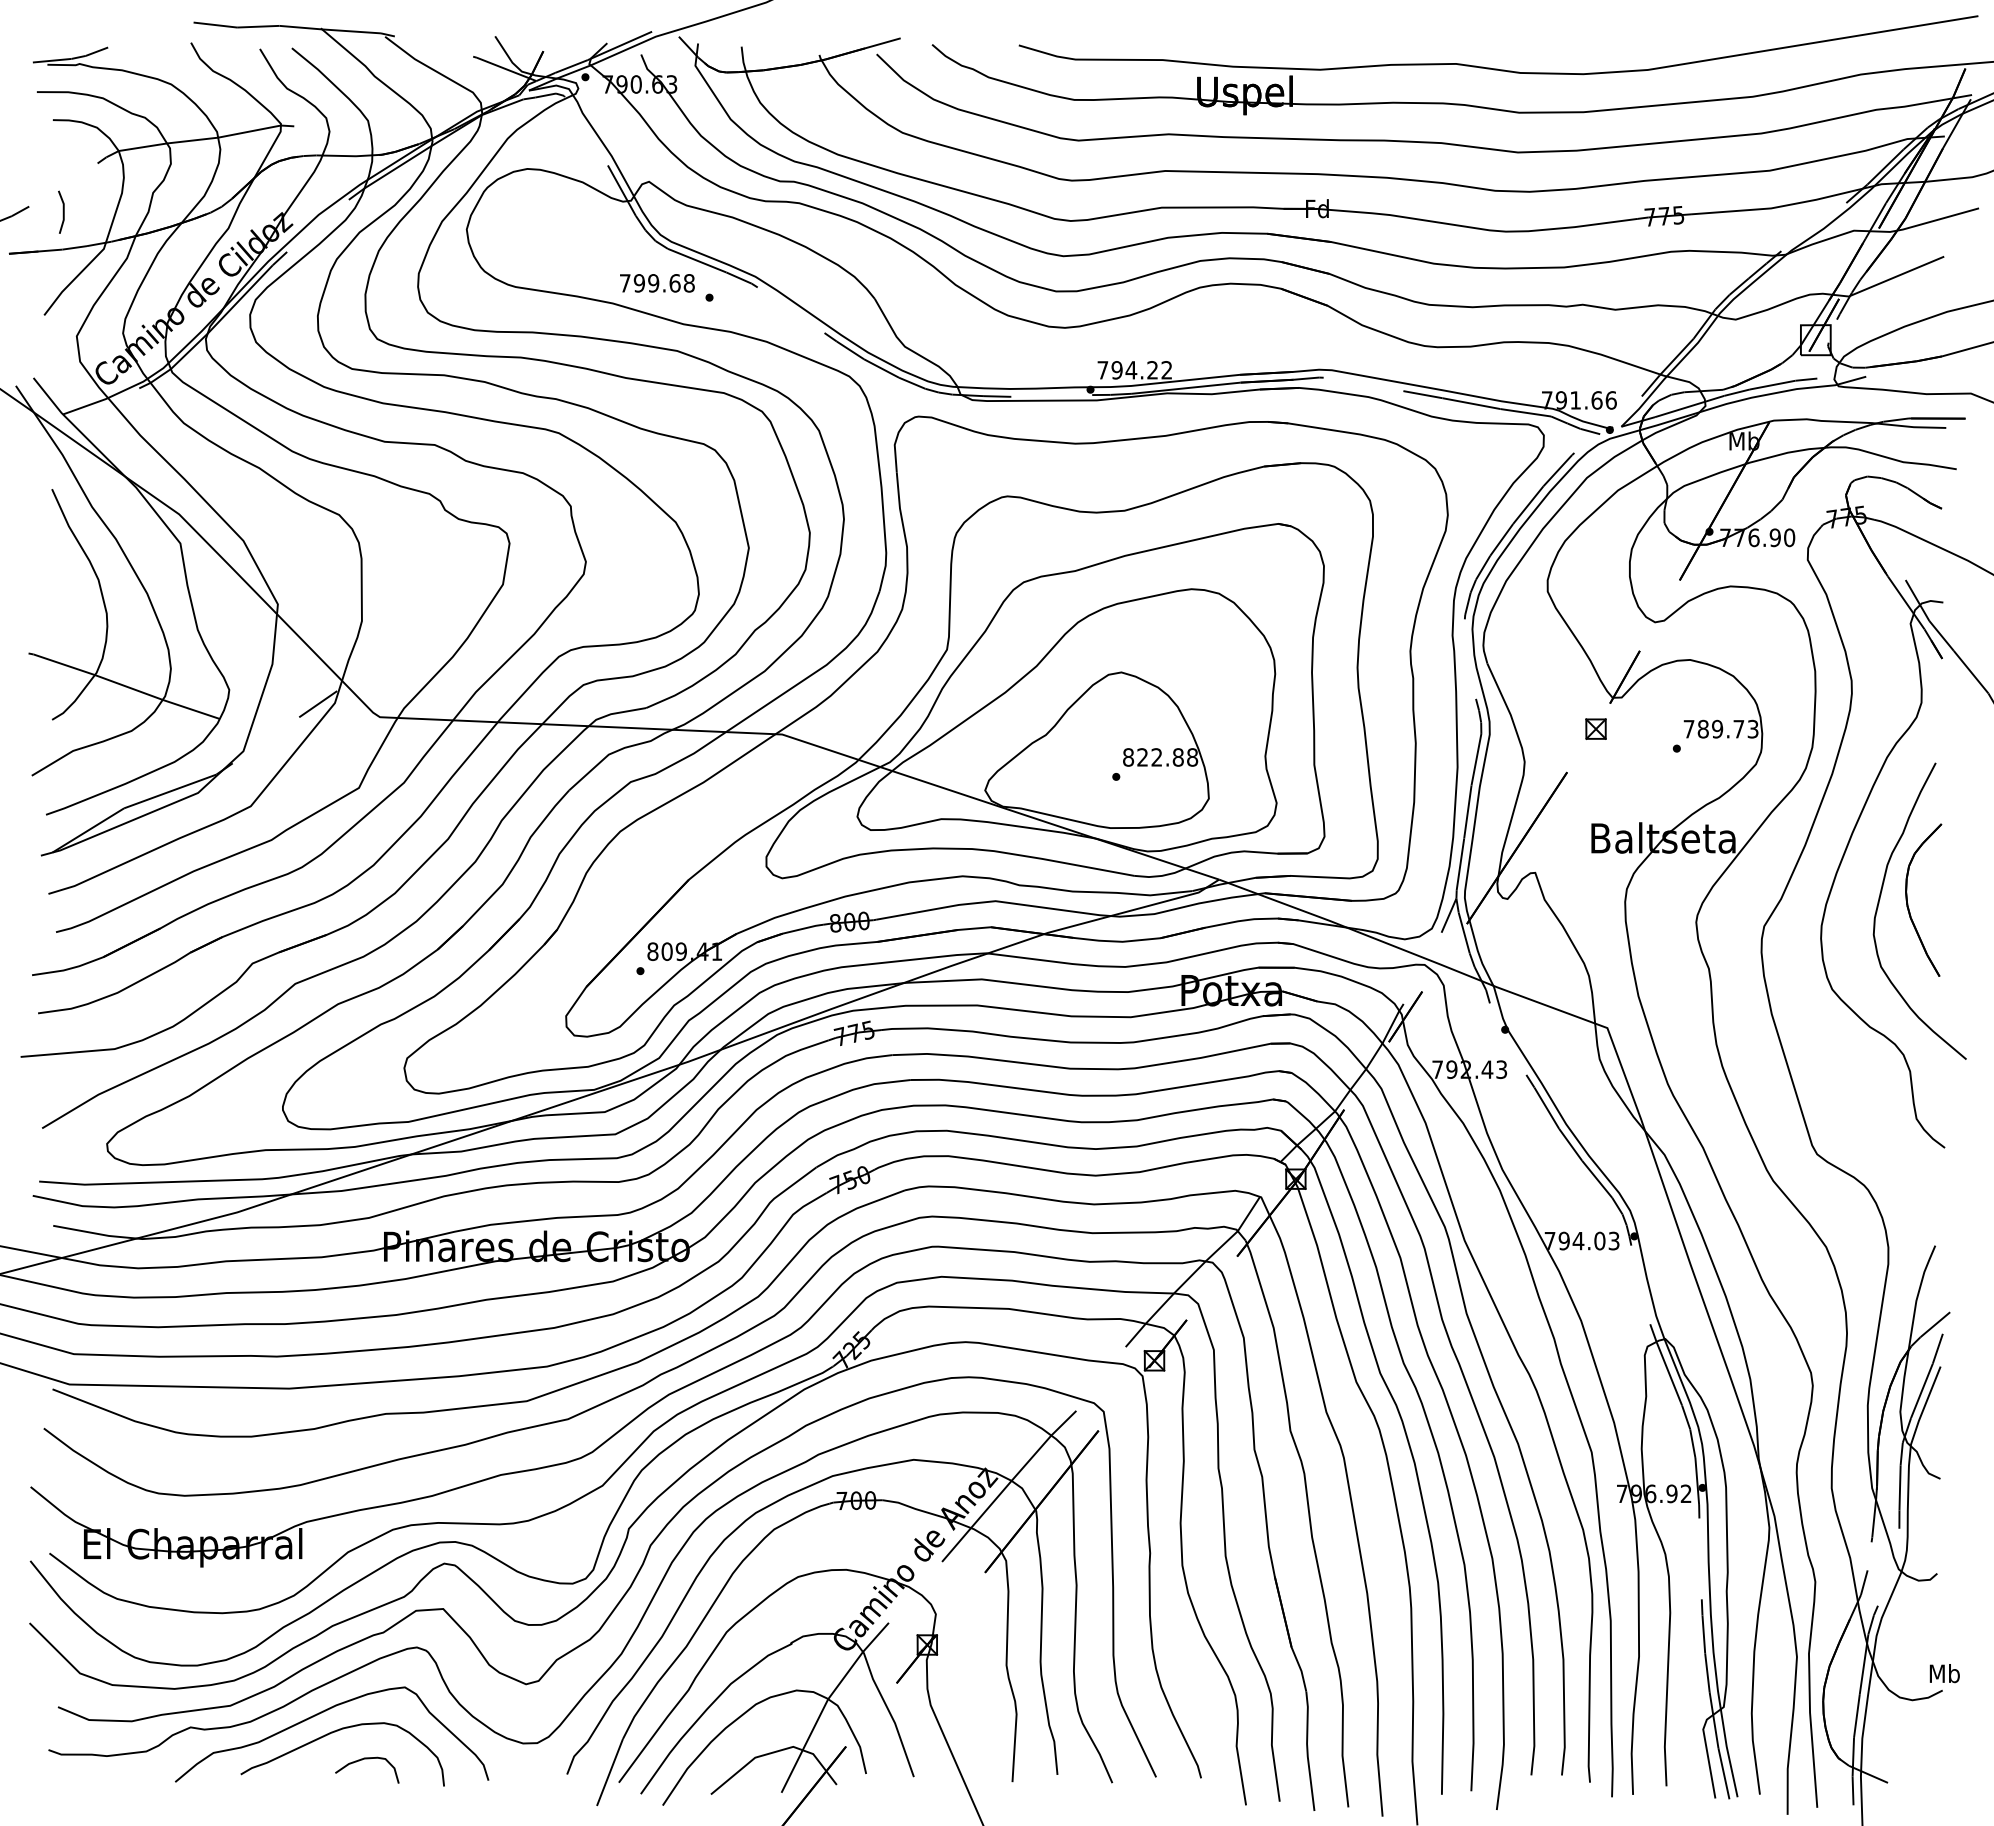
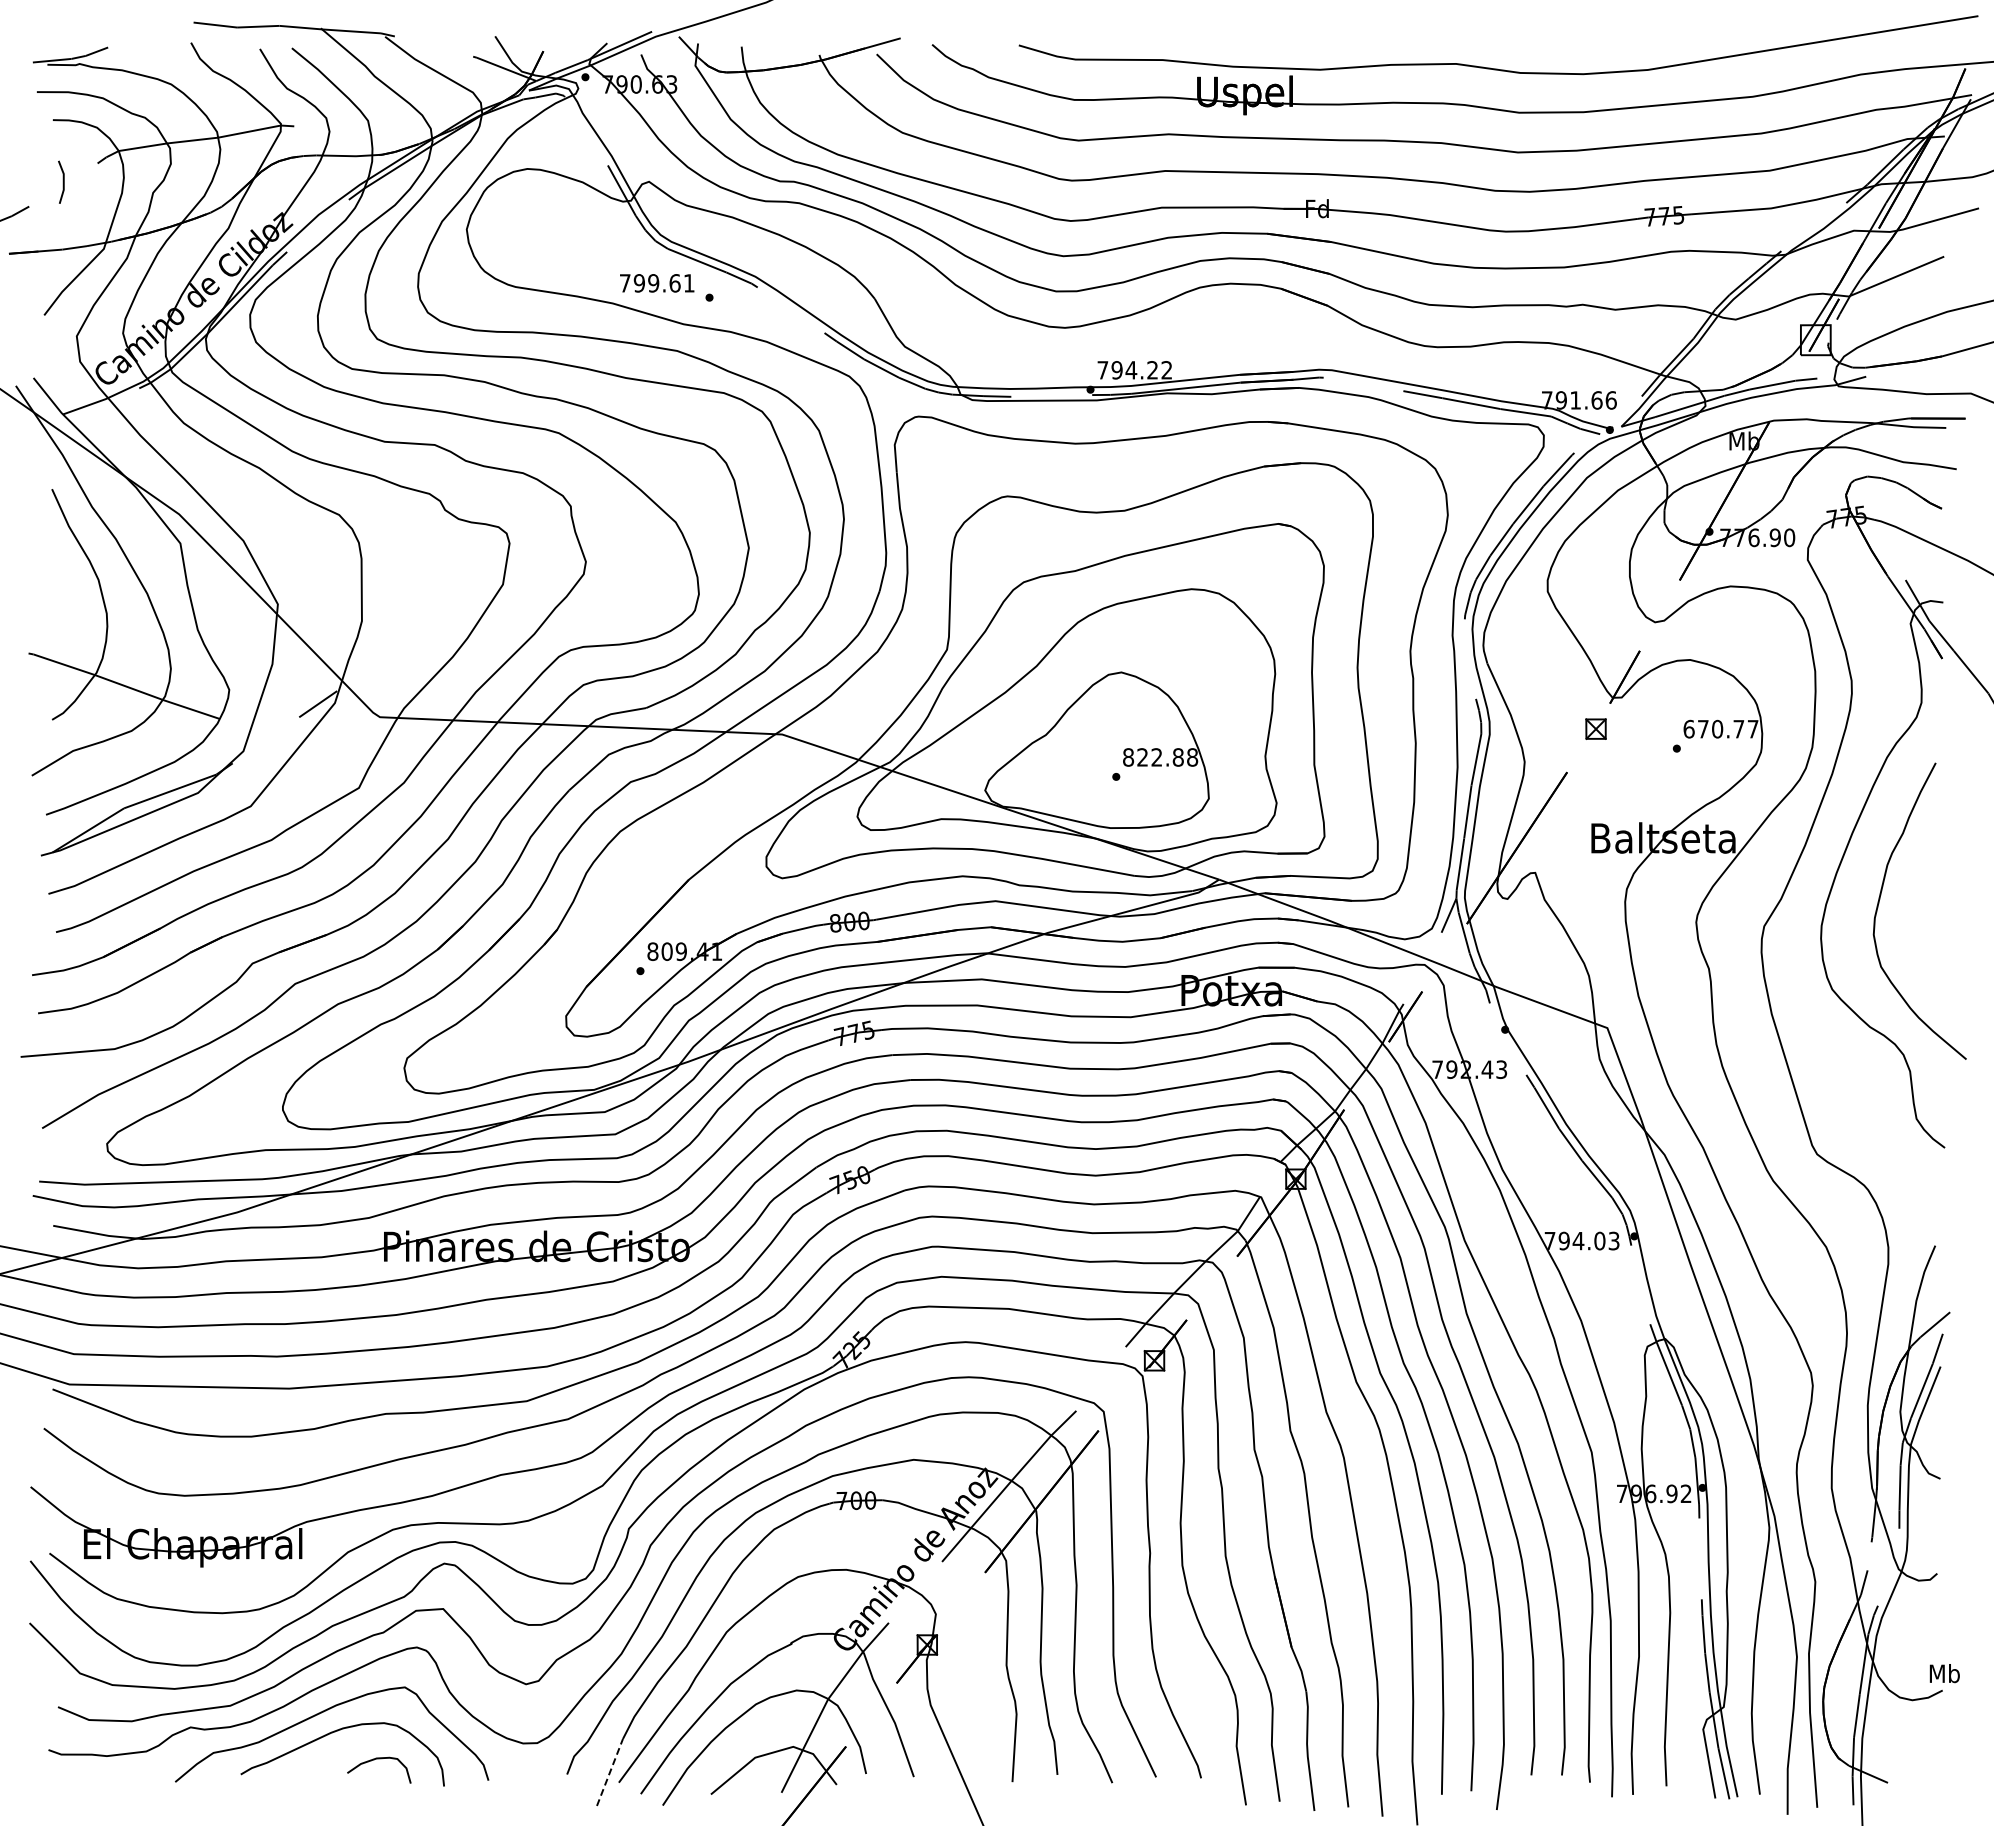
line position: (62, 211) -> (62, 181) (62, 181)
text: 799.68 -> 799.61 (688, 283)
text: 789.73 -> 670.77 (1720, 728)
part: present -> none (1908, 903)
curve position: (367, 1759) -> (379, 1759) (379, 1759)
line: solid -> dashed (609, 1772)
